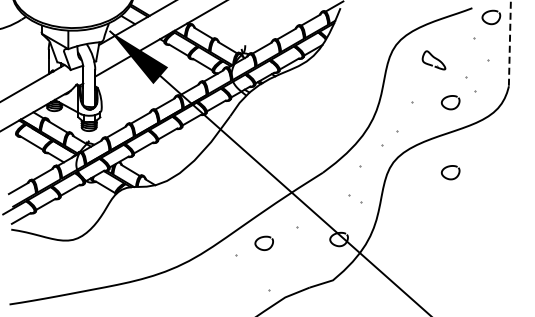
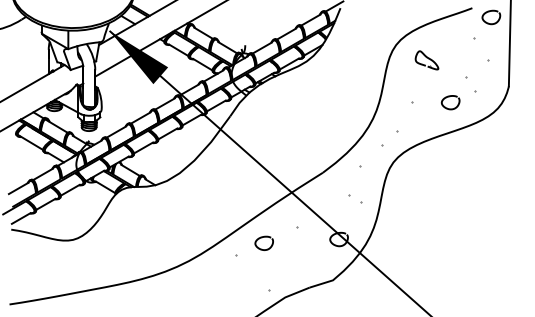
line: dashed -> solid (509, 43)
part position: (433, 60) -> (426, 60) (426, 60)
curve: present -> none (449, 167)
